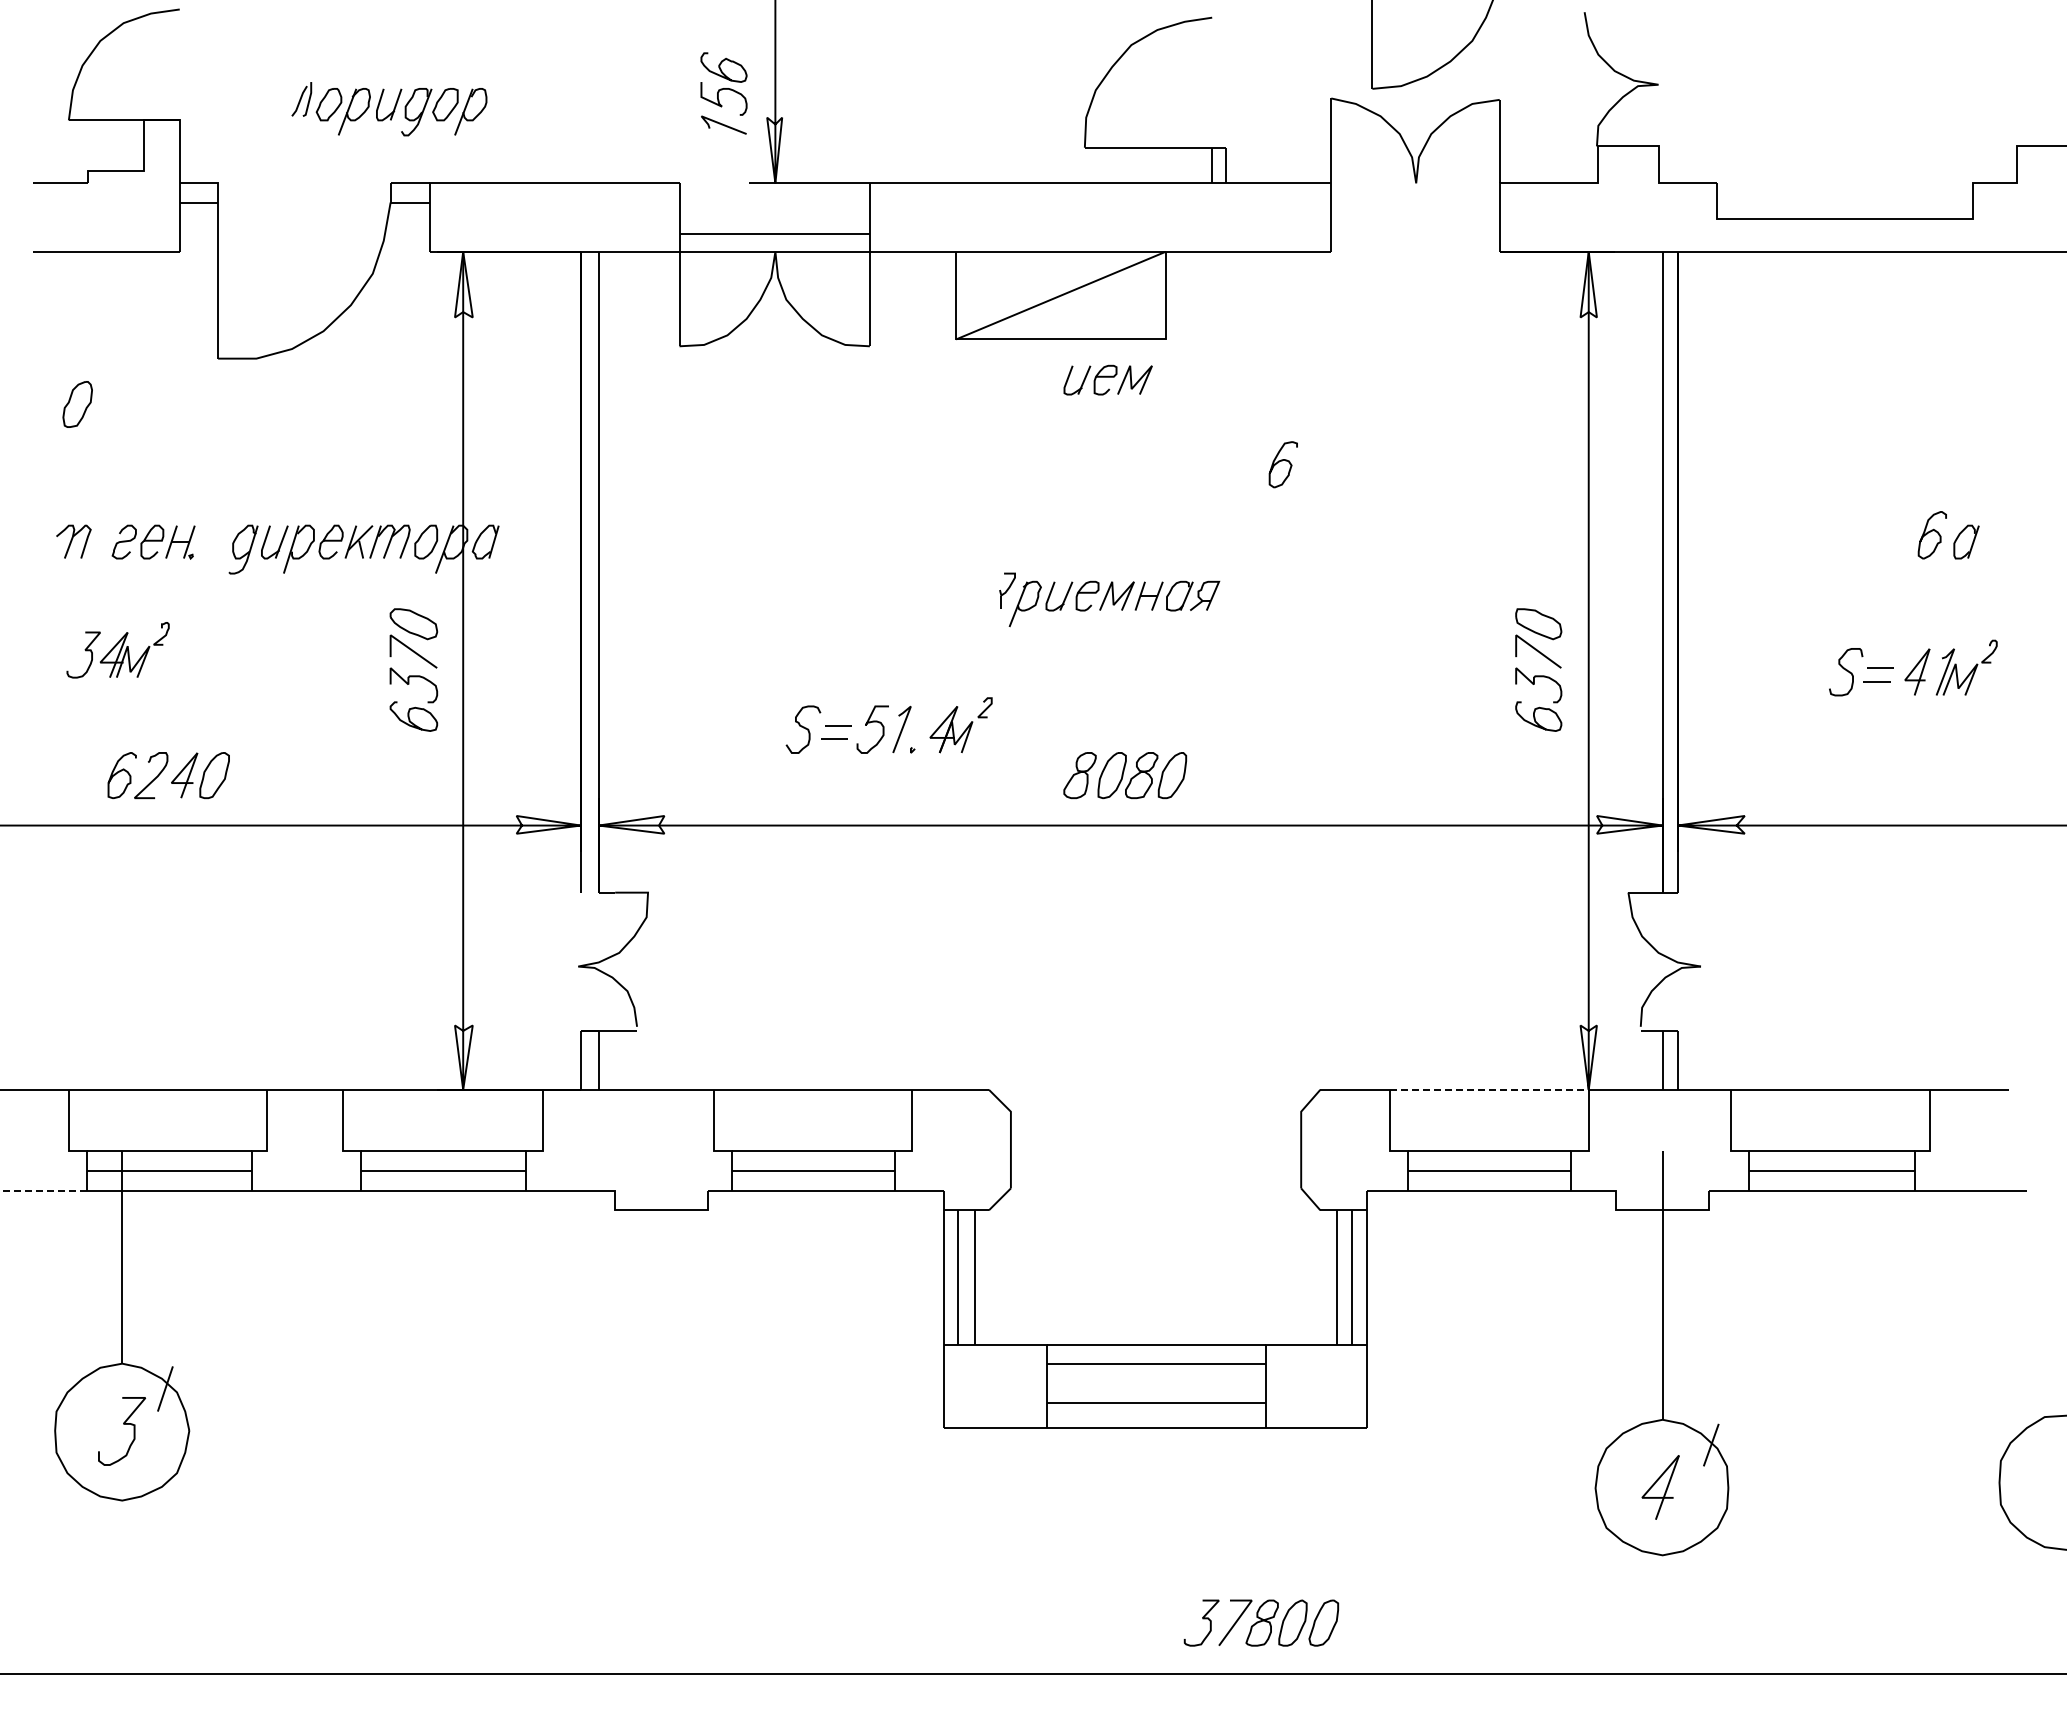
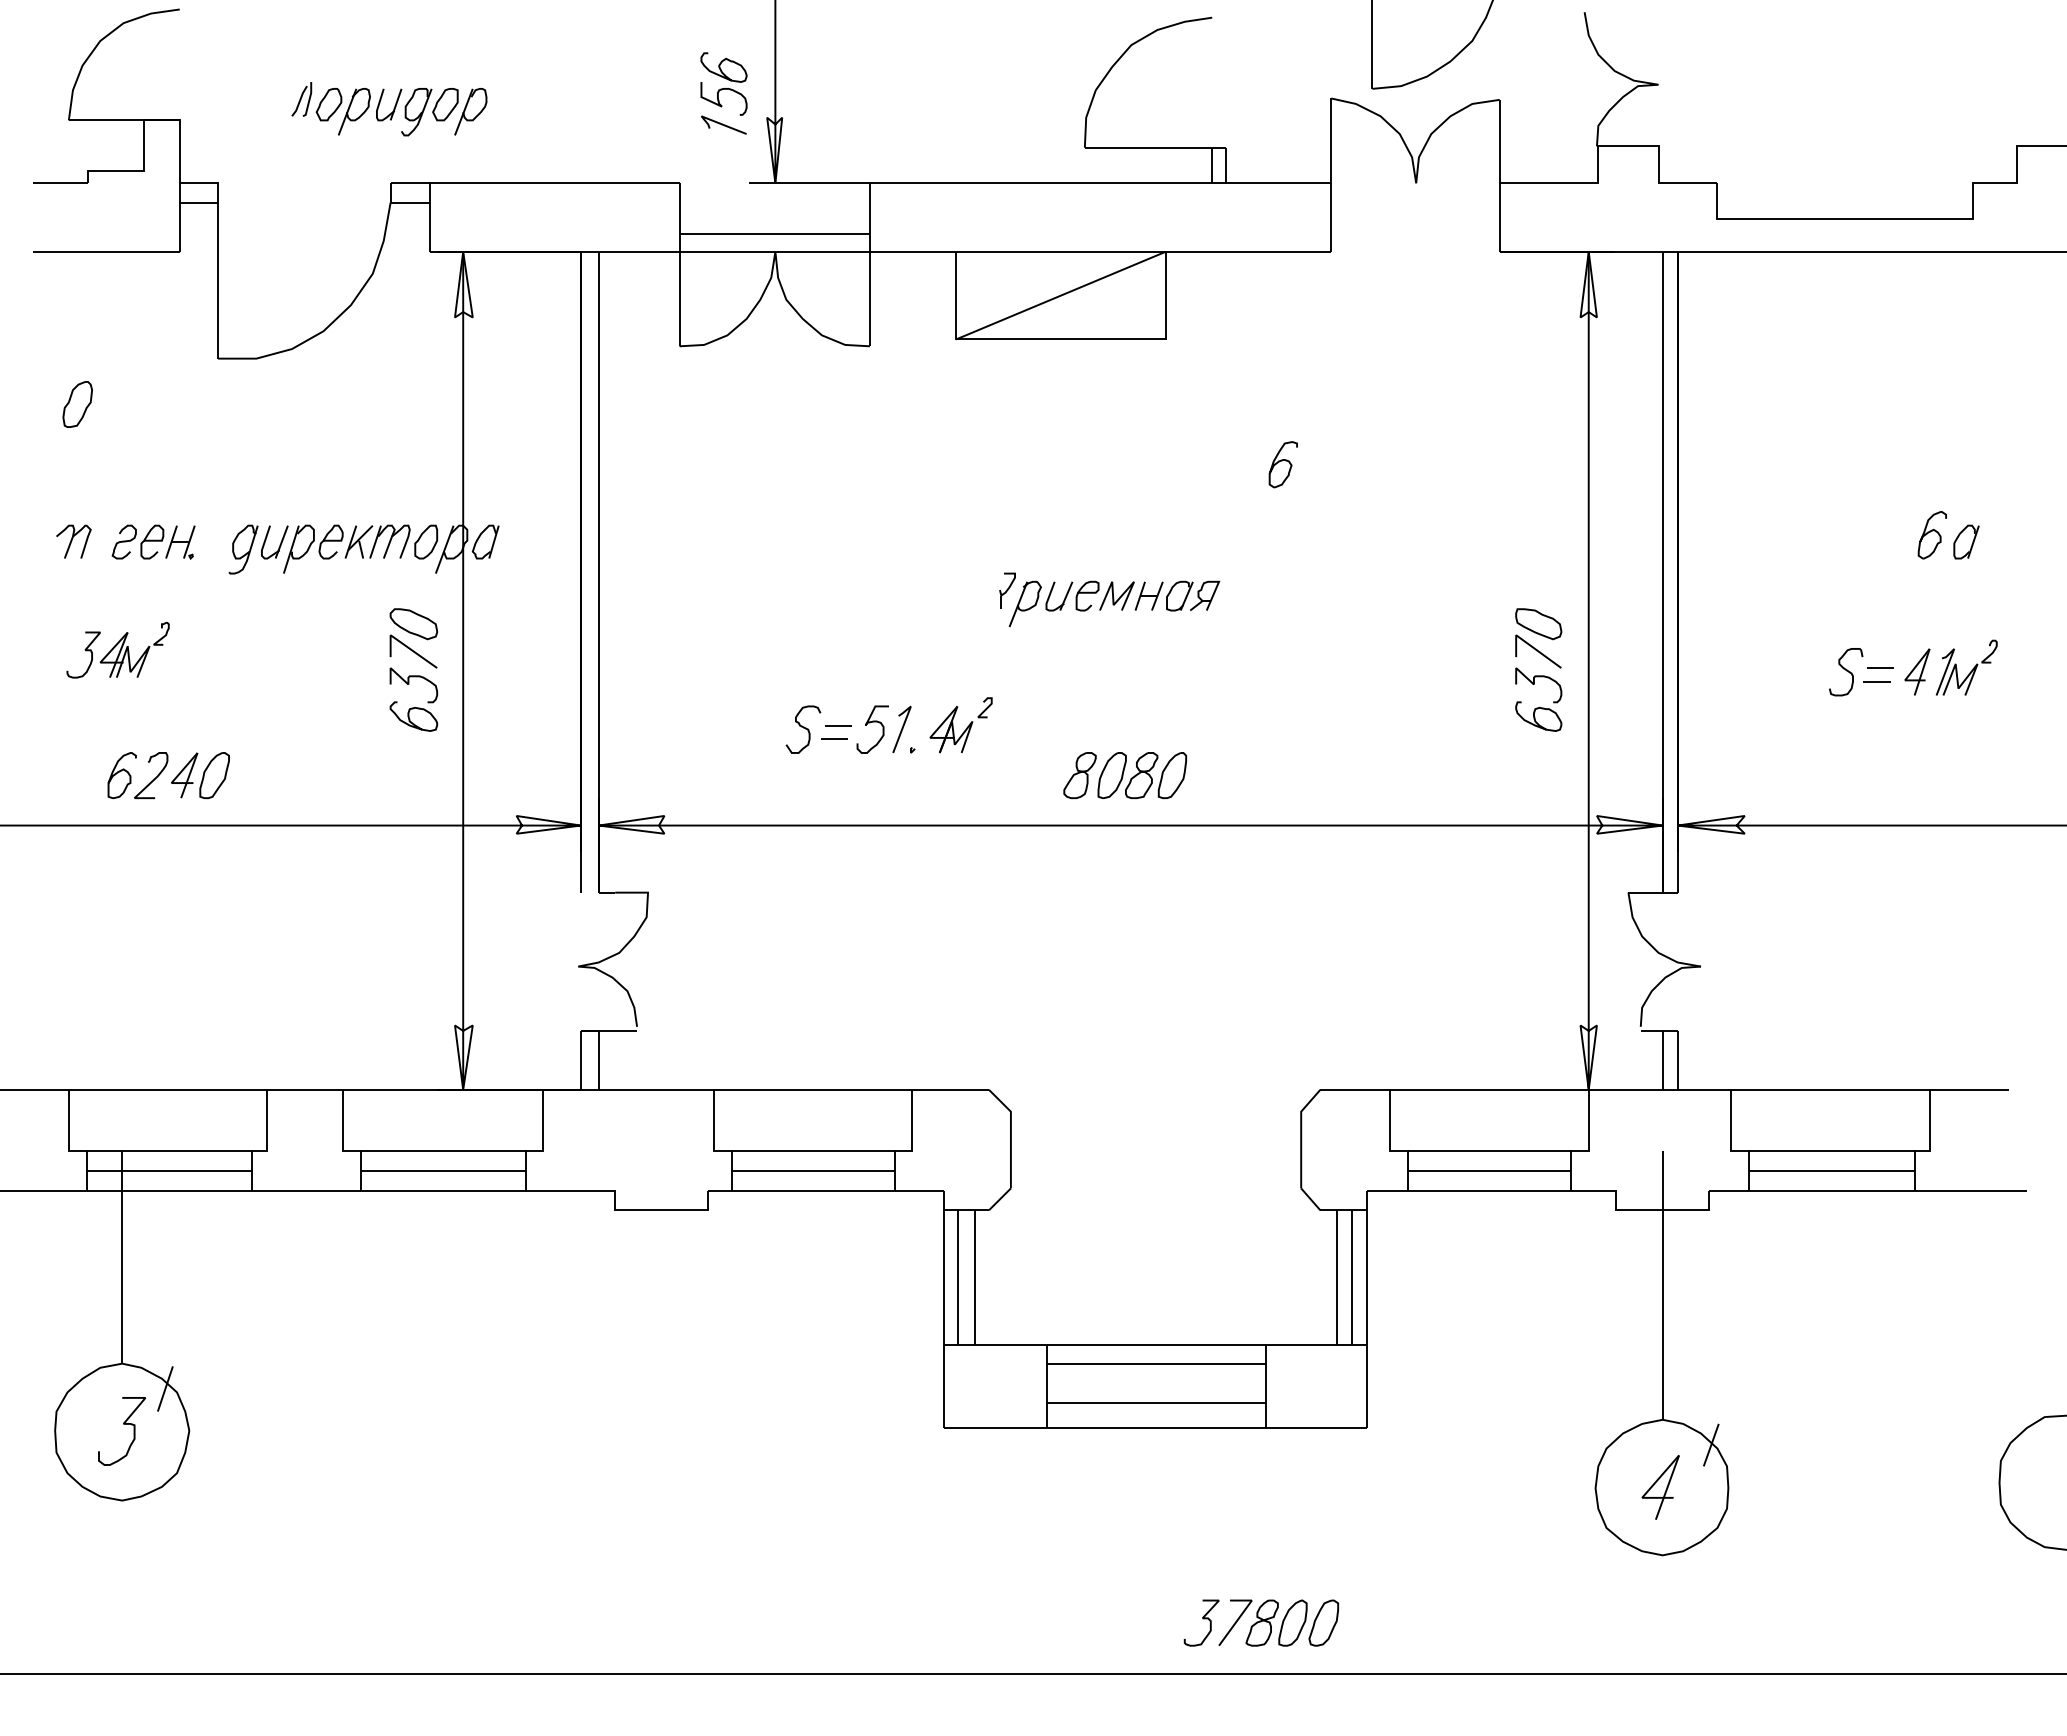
part: present -> none (1107, 379)
line: dashed -> solid (1489, 1089)
line: dashed -> solid (42, 1191)
